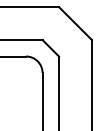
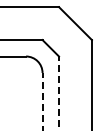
line: solid -> dashed (59, 93)
line: solid -> dashed (42, 101)
